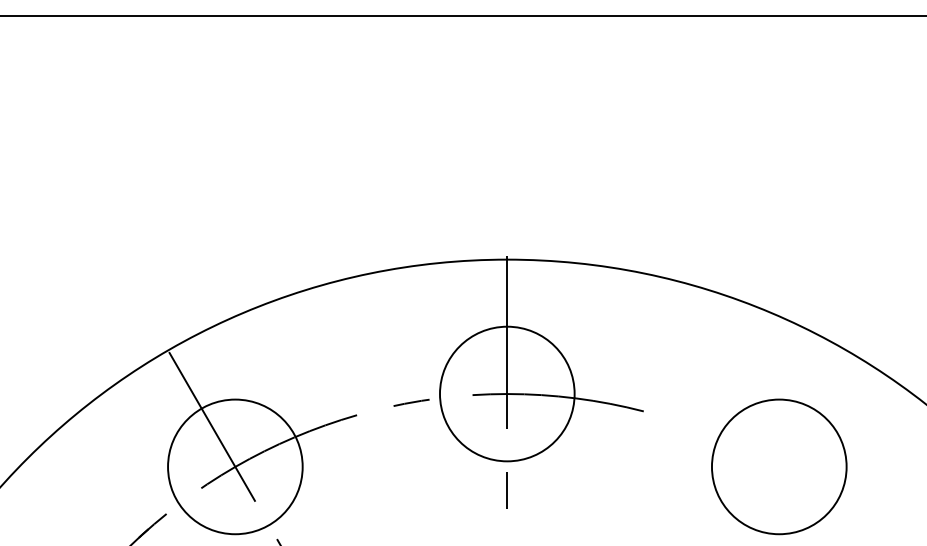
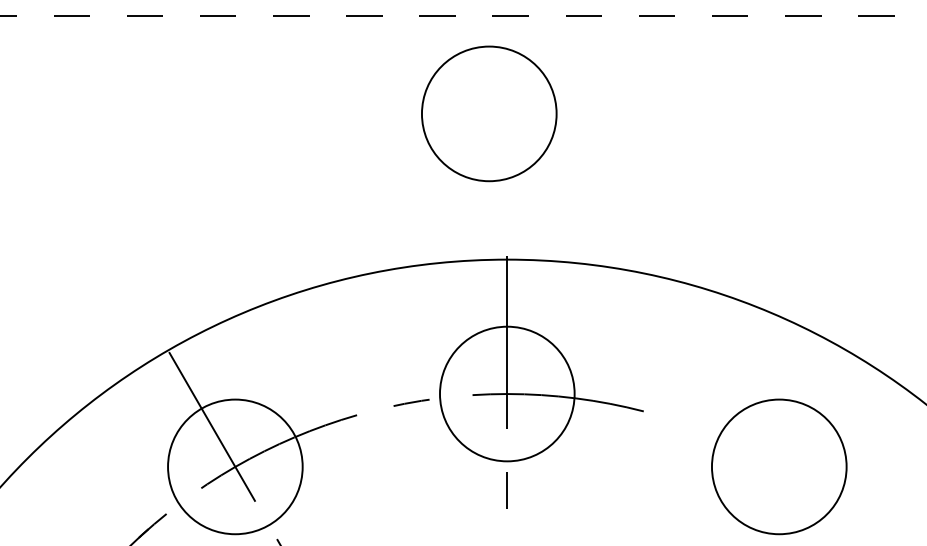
line: solid -> dashed (463, 16)
circle: none -> present (489, 113)
